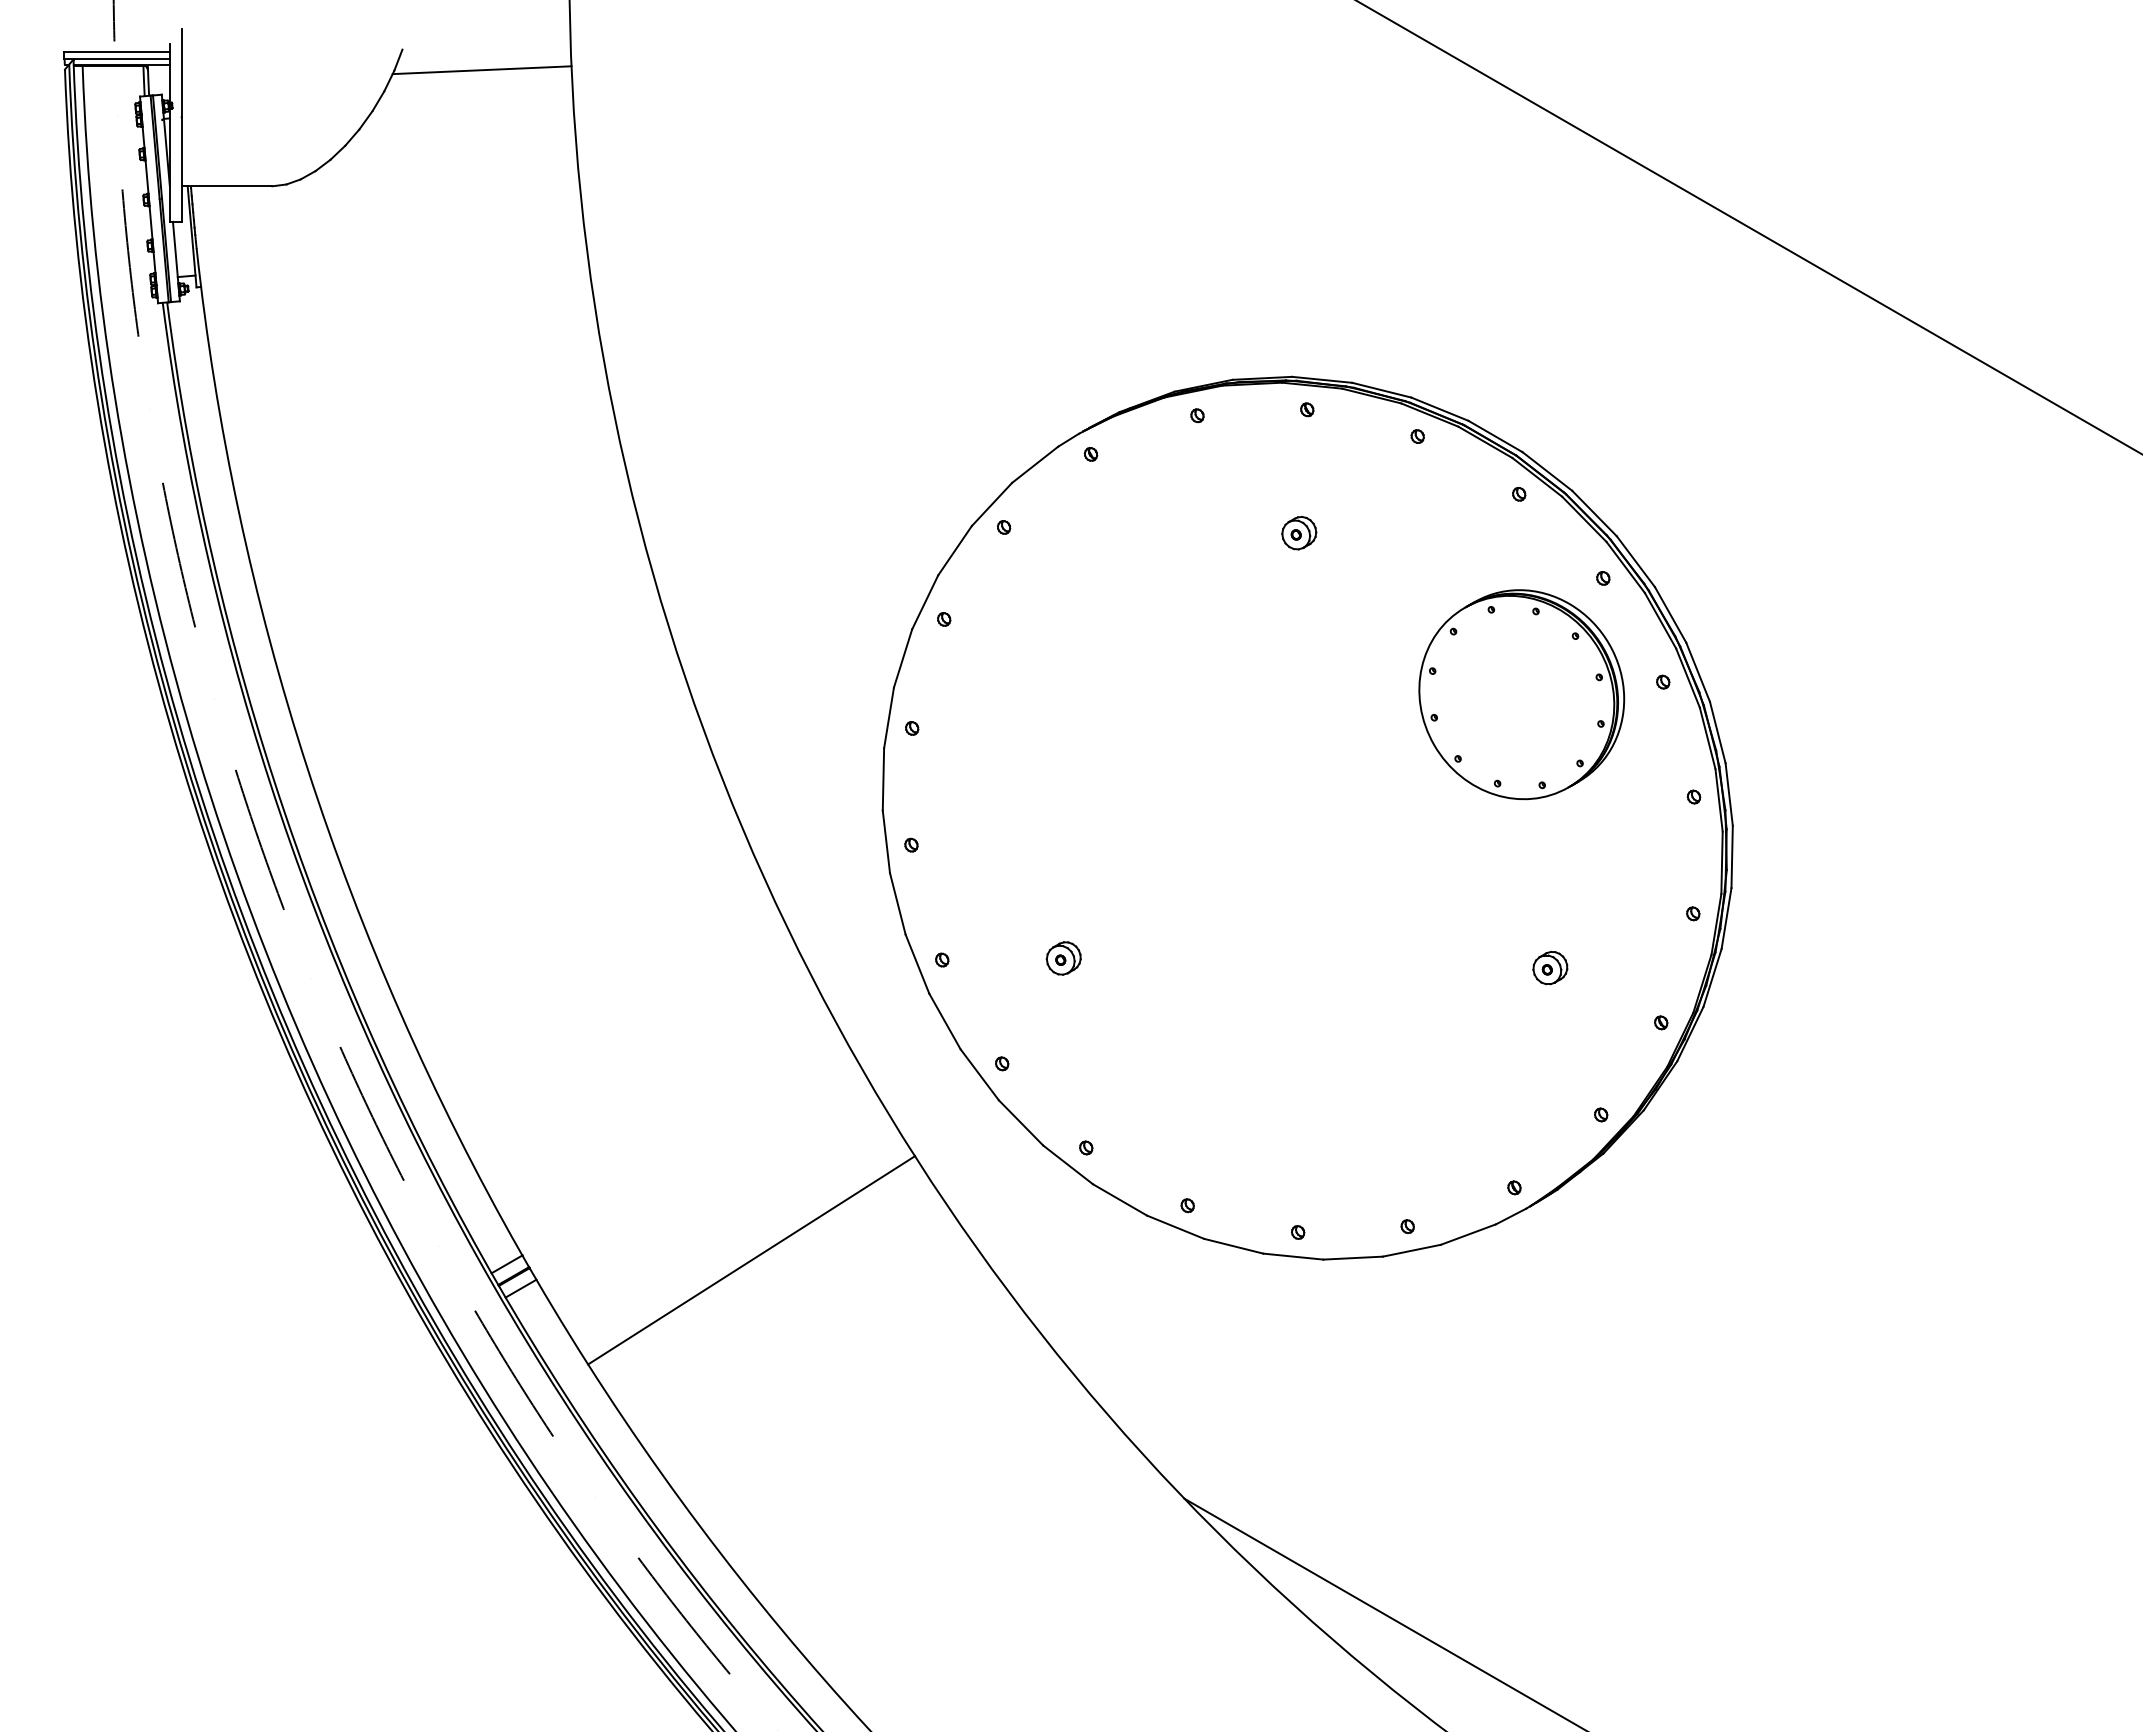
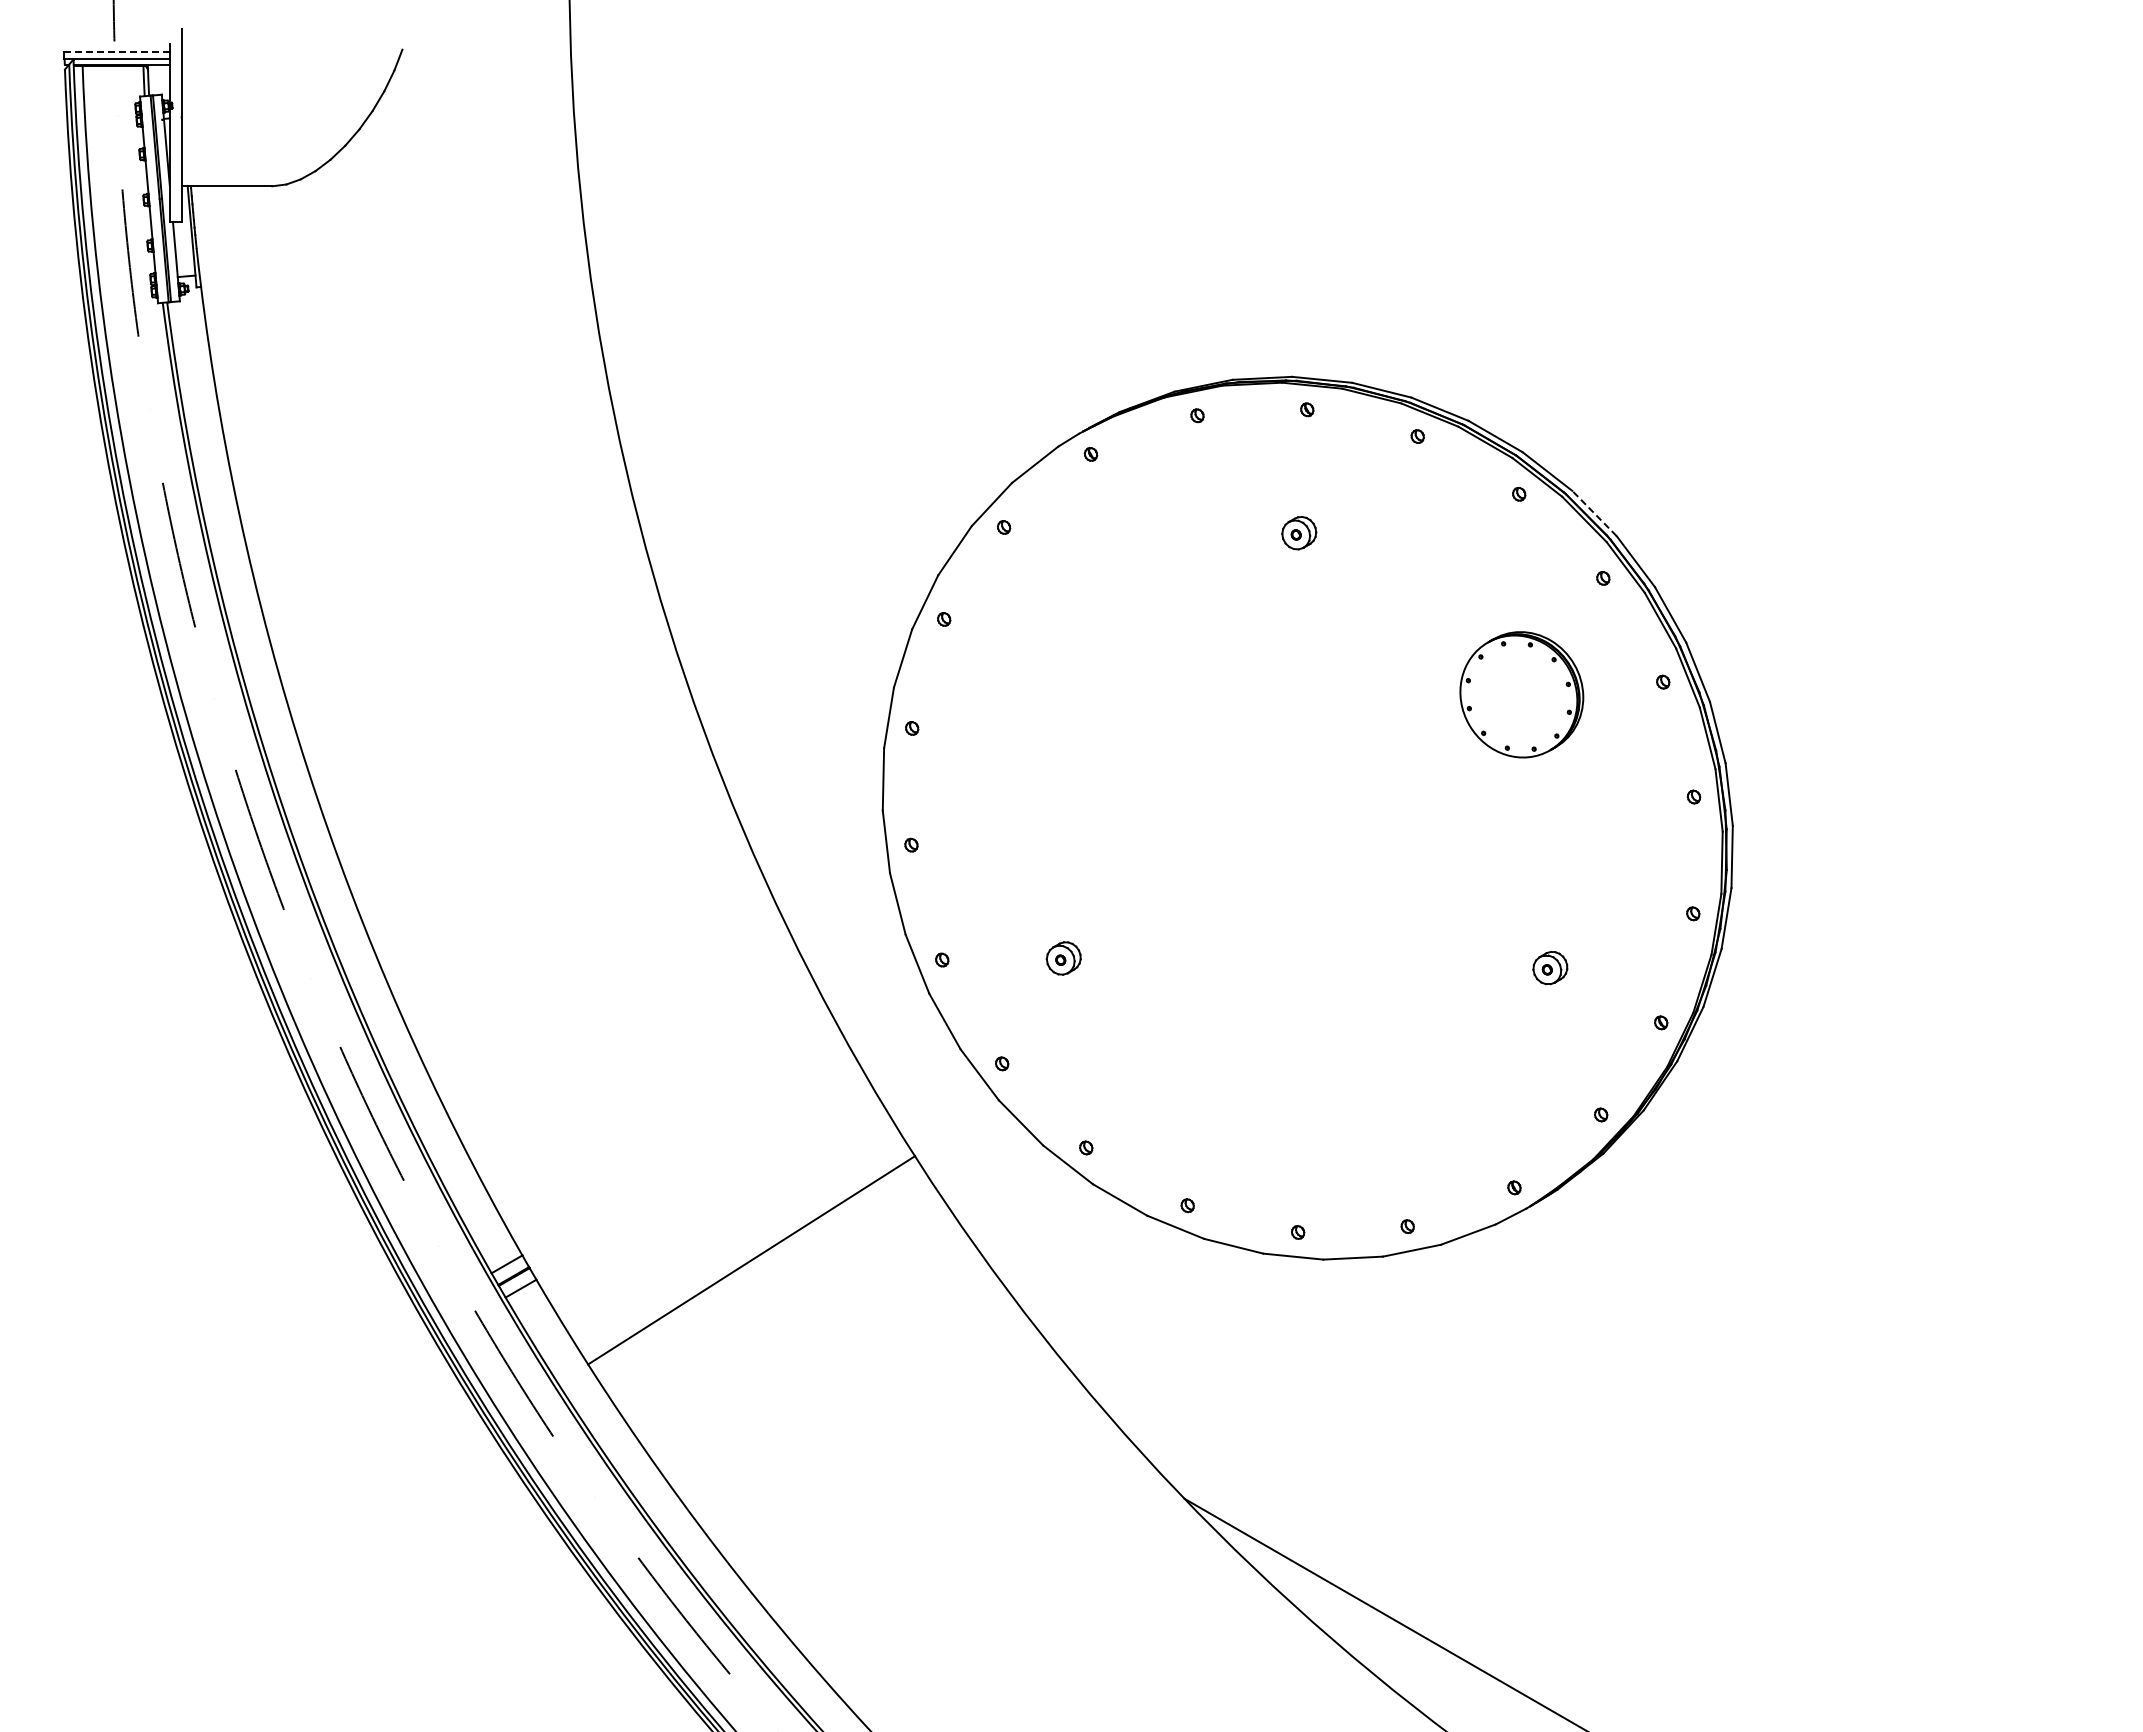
line: solid -> dashed (117, 51)
line: present -> none (481, 70)
line: present -> none (1749, 227)
line: solid -> dashed (1594, 513)
part size: 208x212 px -> 126x128 px (1521, 694)
